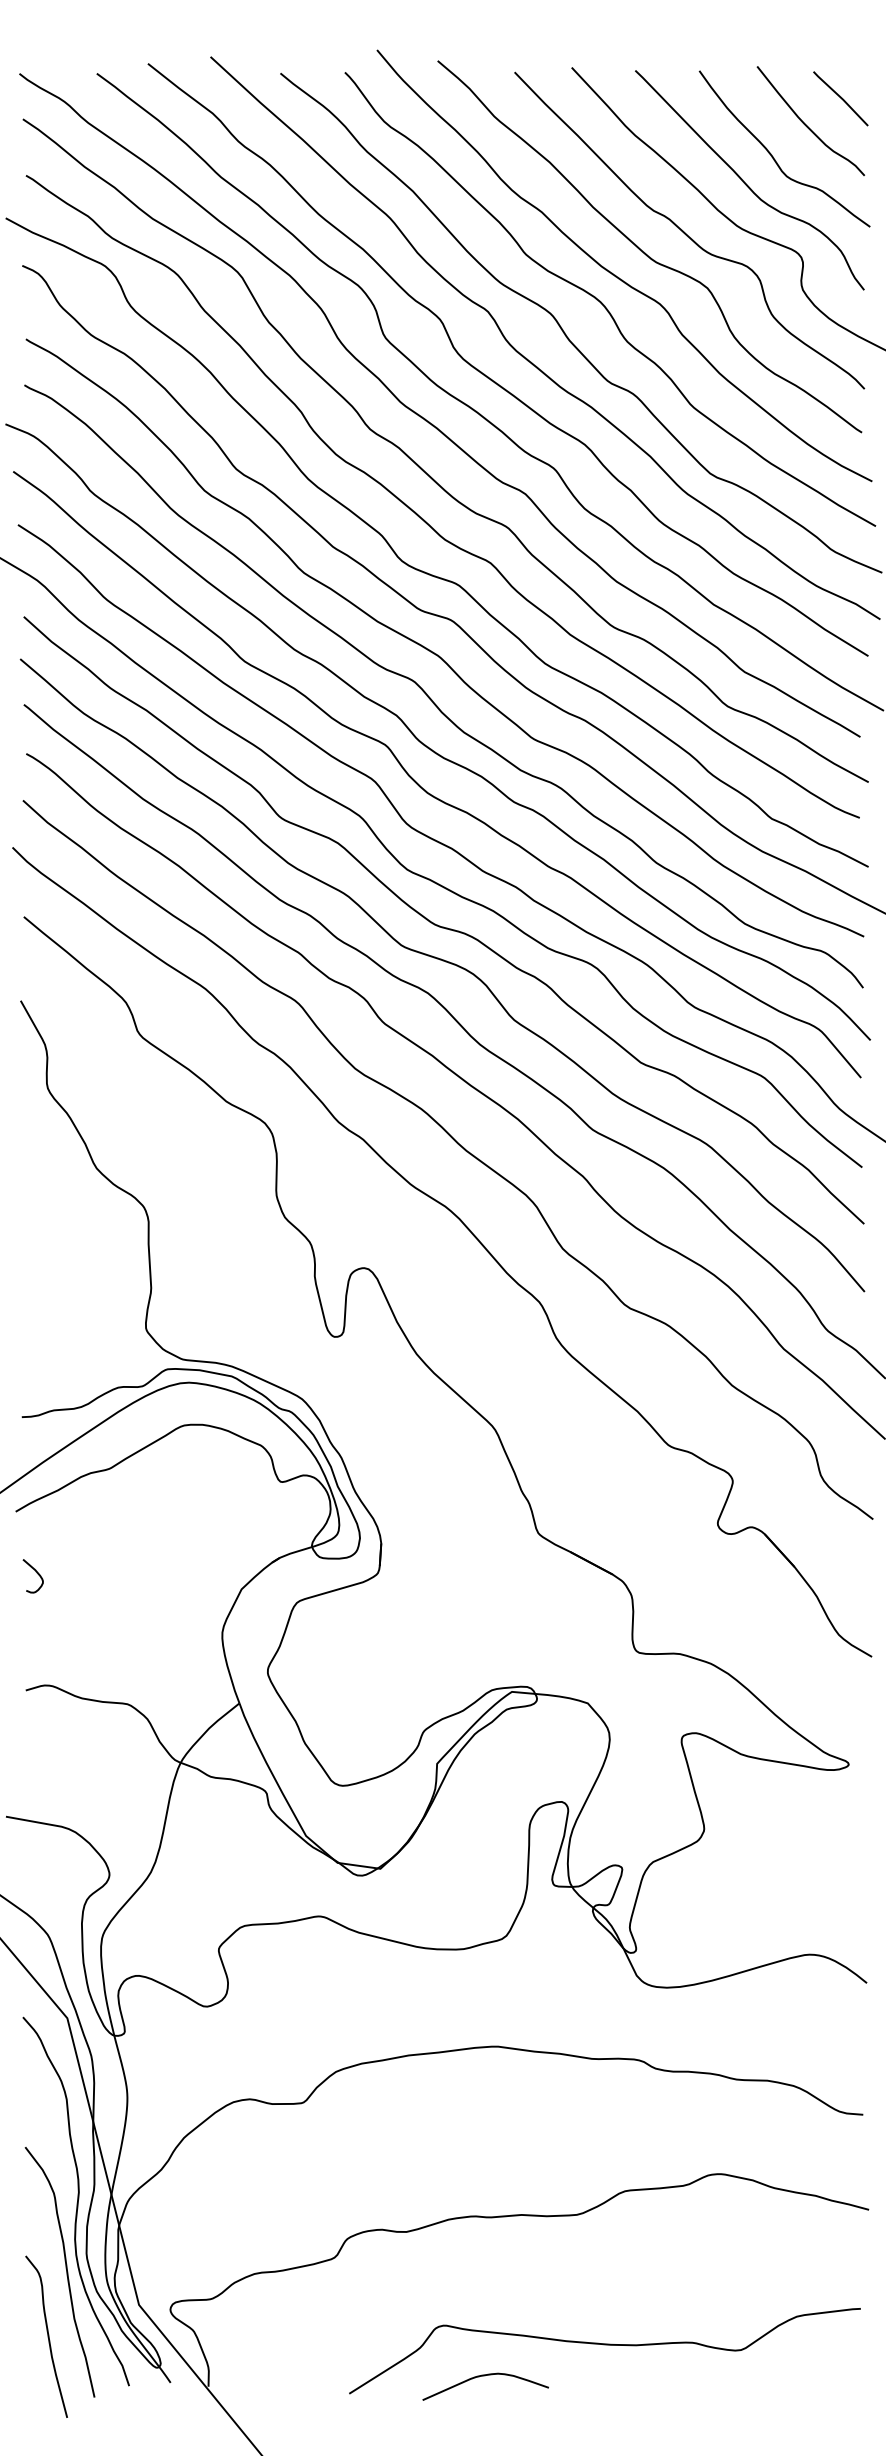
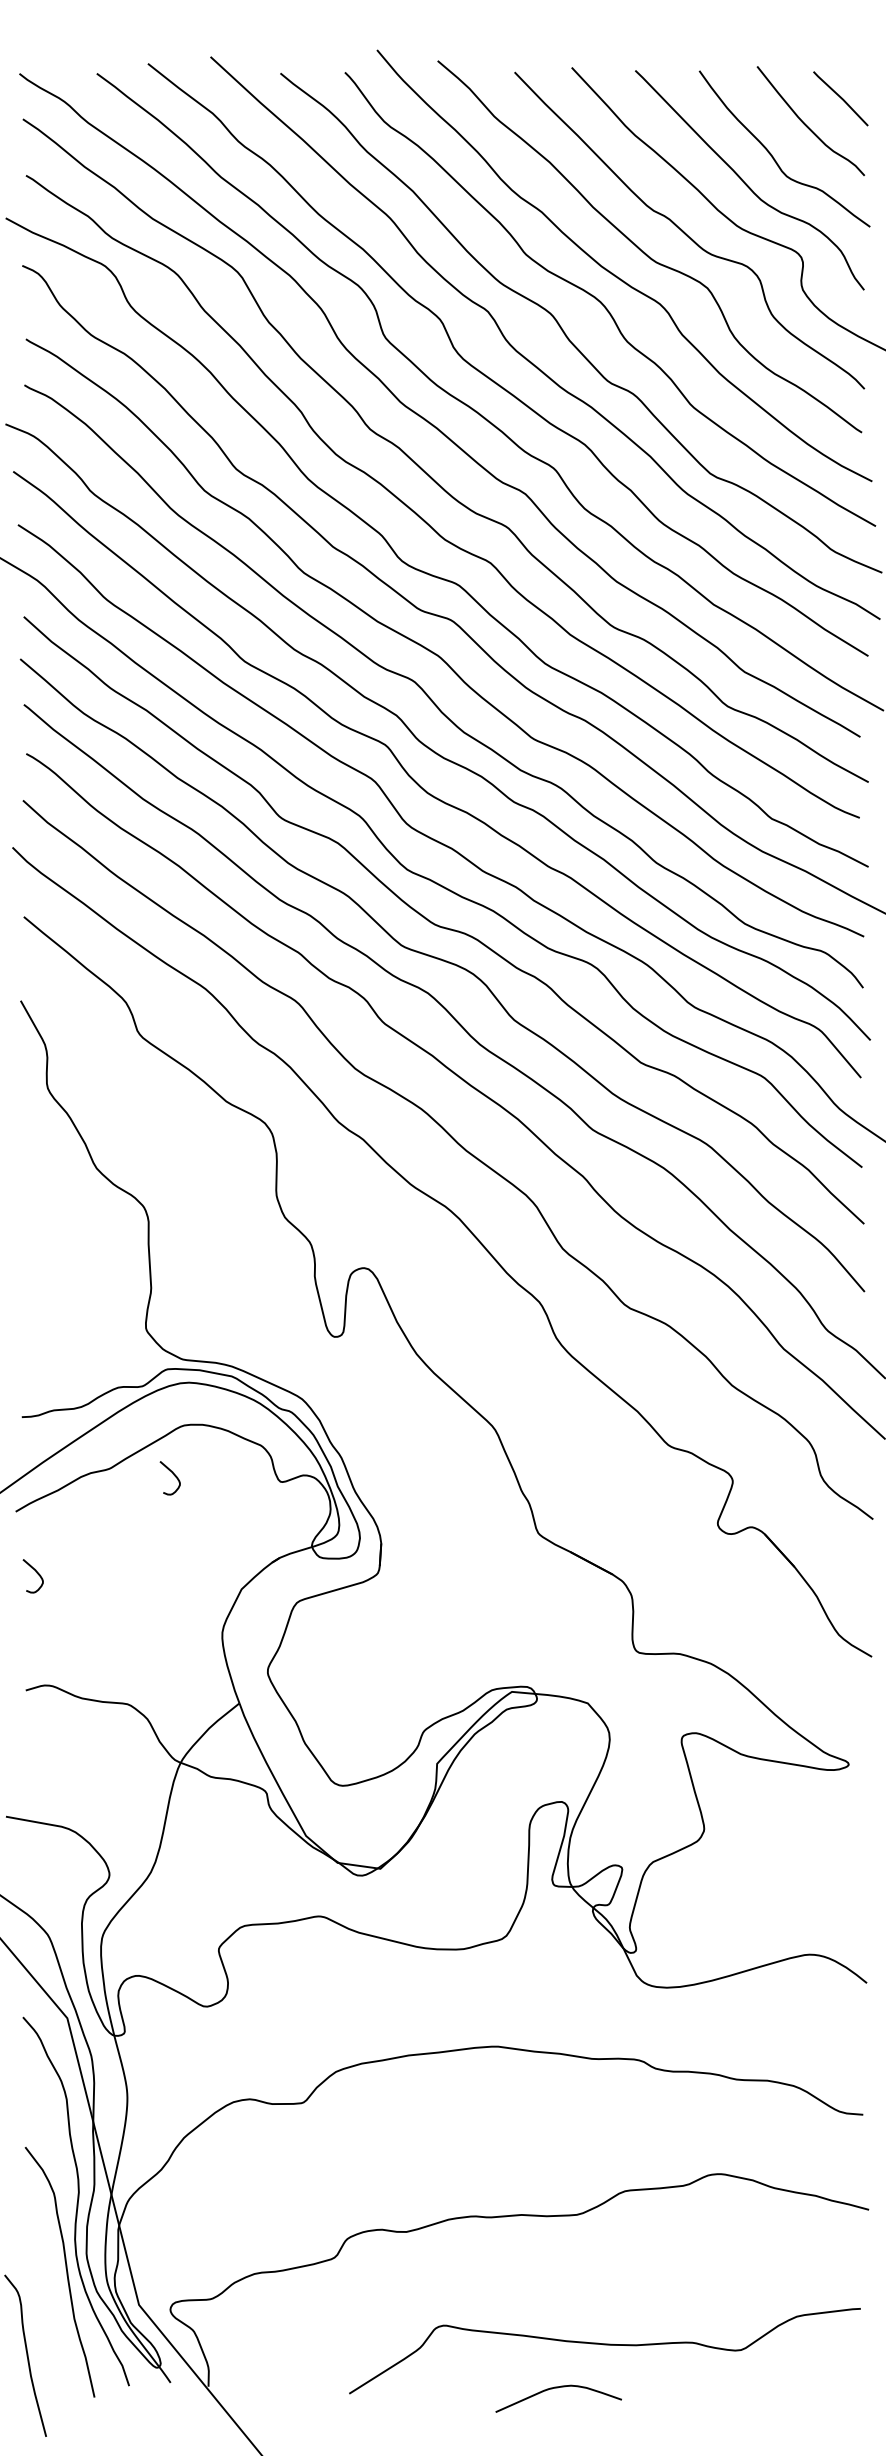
curve: none -> present (173, 1475)
curve position: (47, 2336) -> (26, 2355) (26, 2355)
curve position: (485, 2376) -> (558, 2388) (558, 2388)
